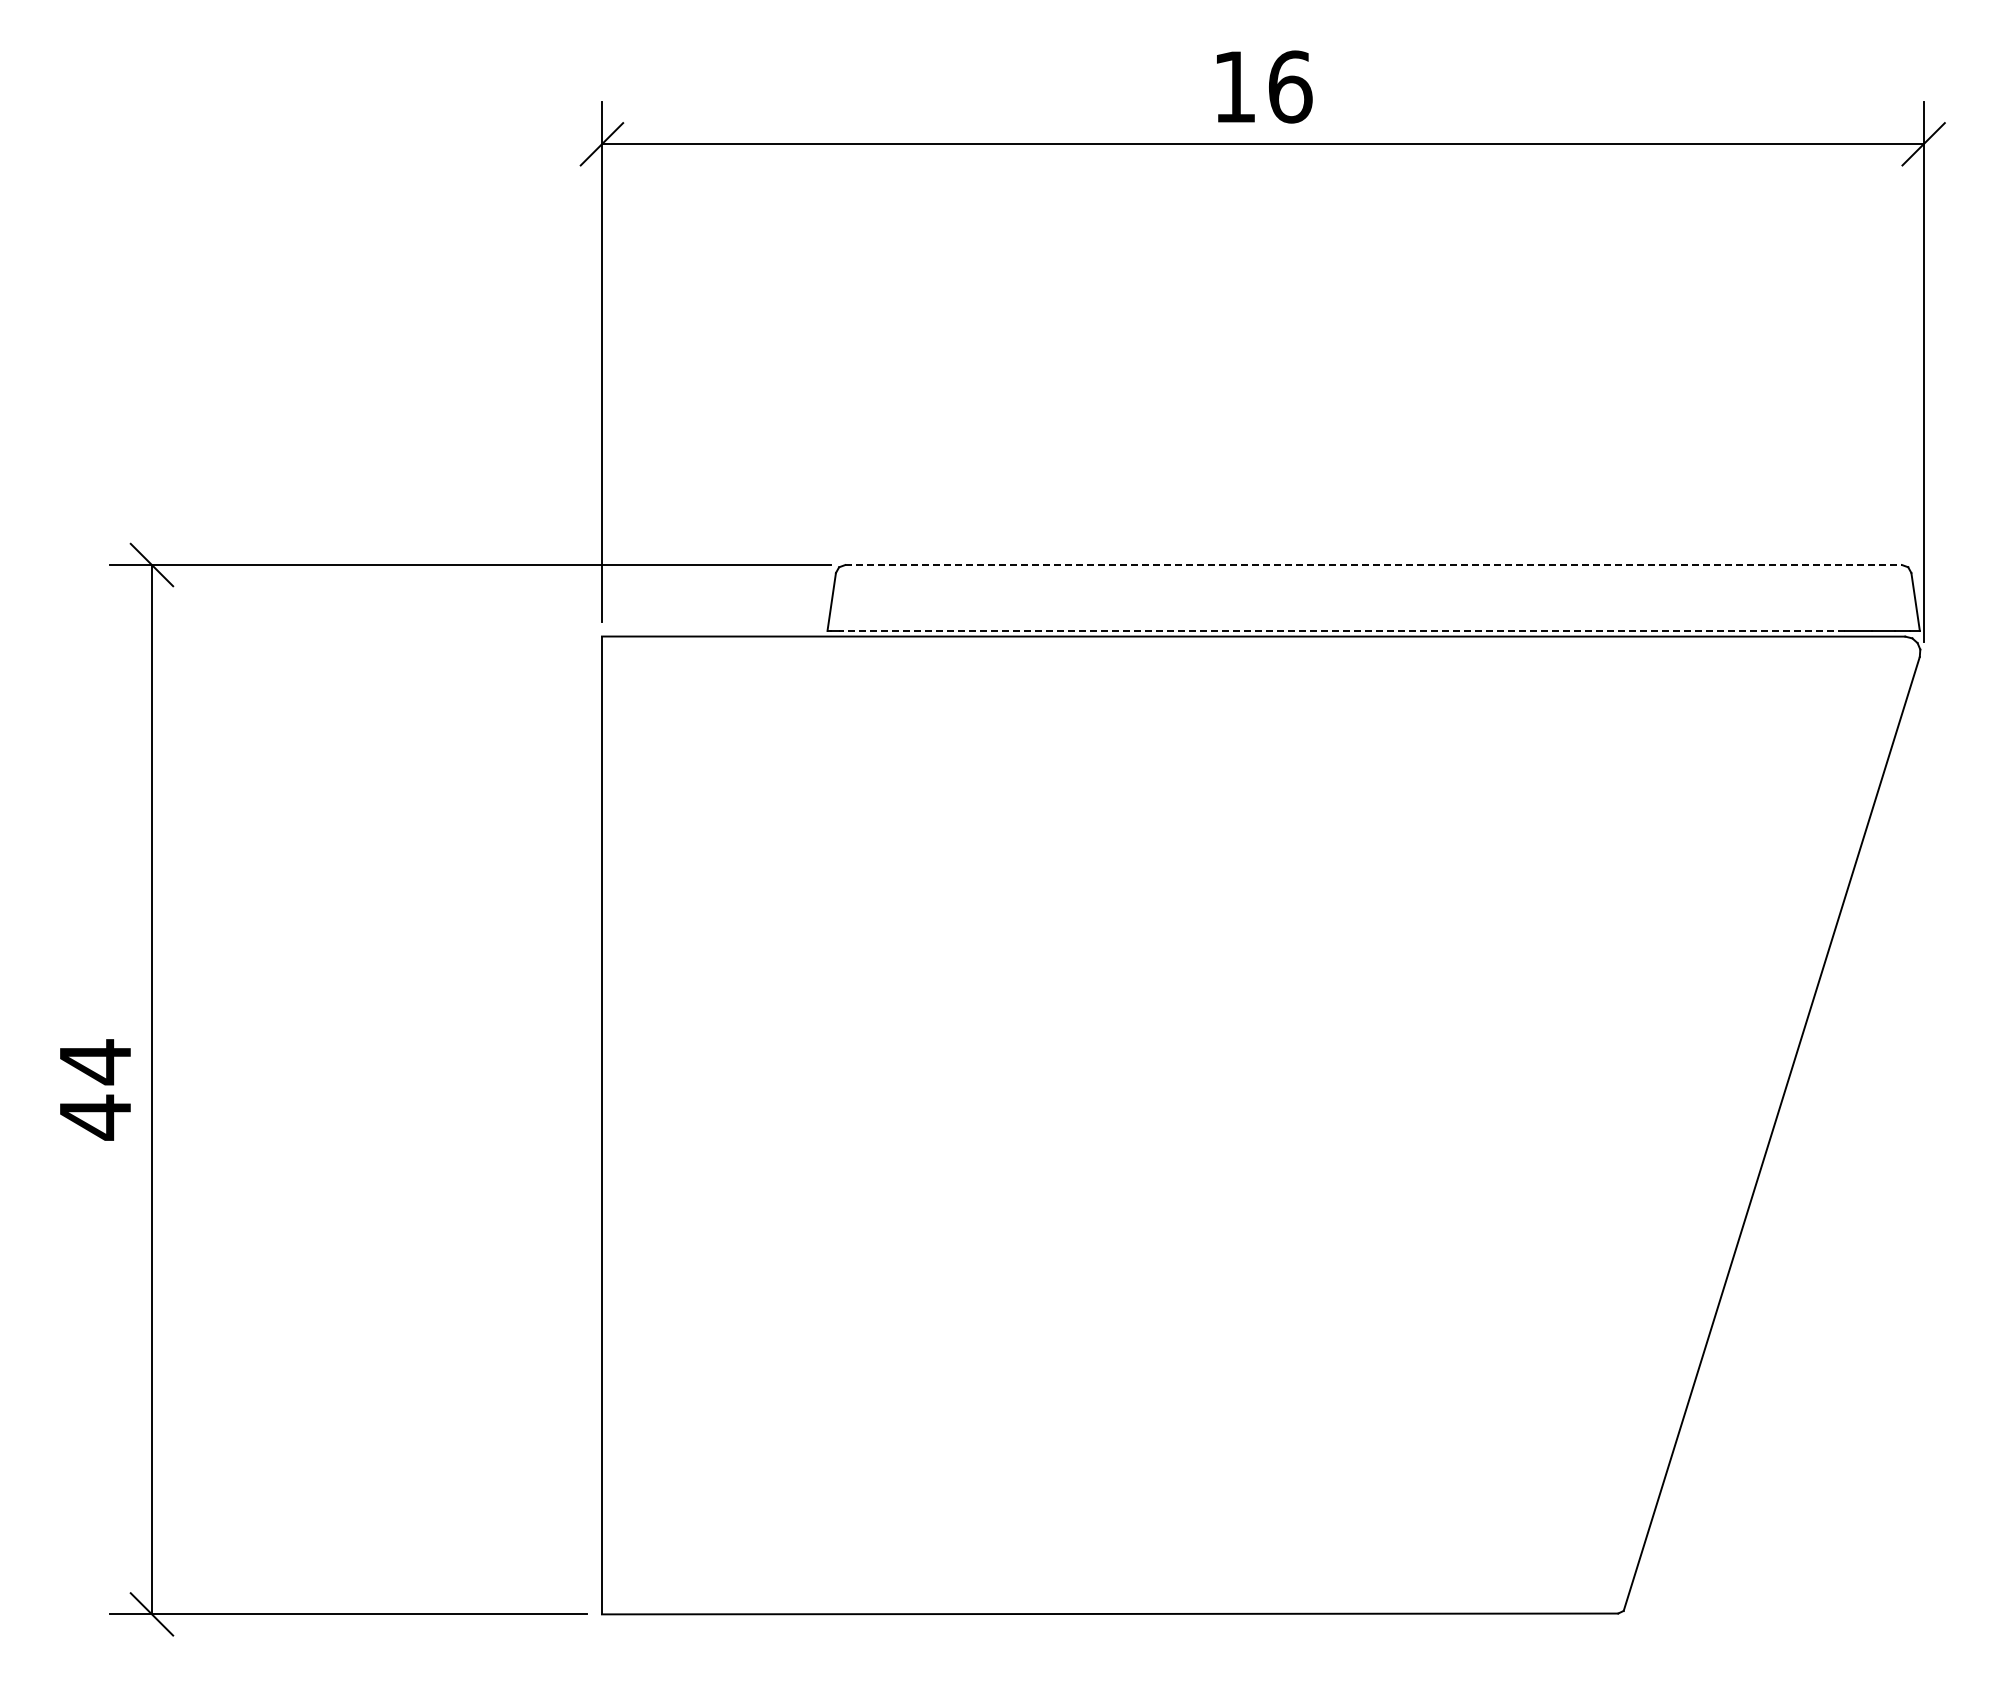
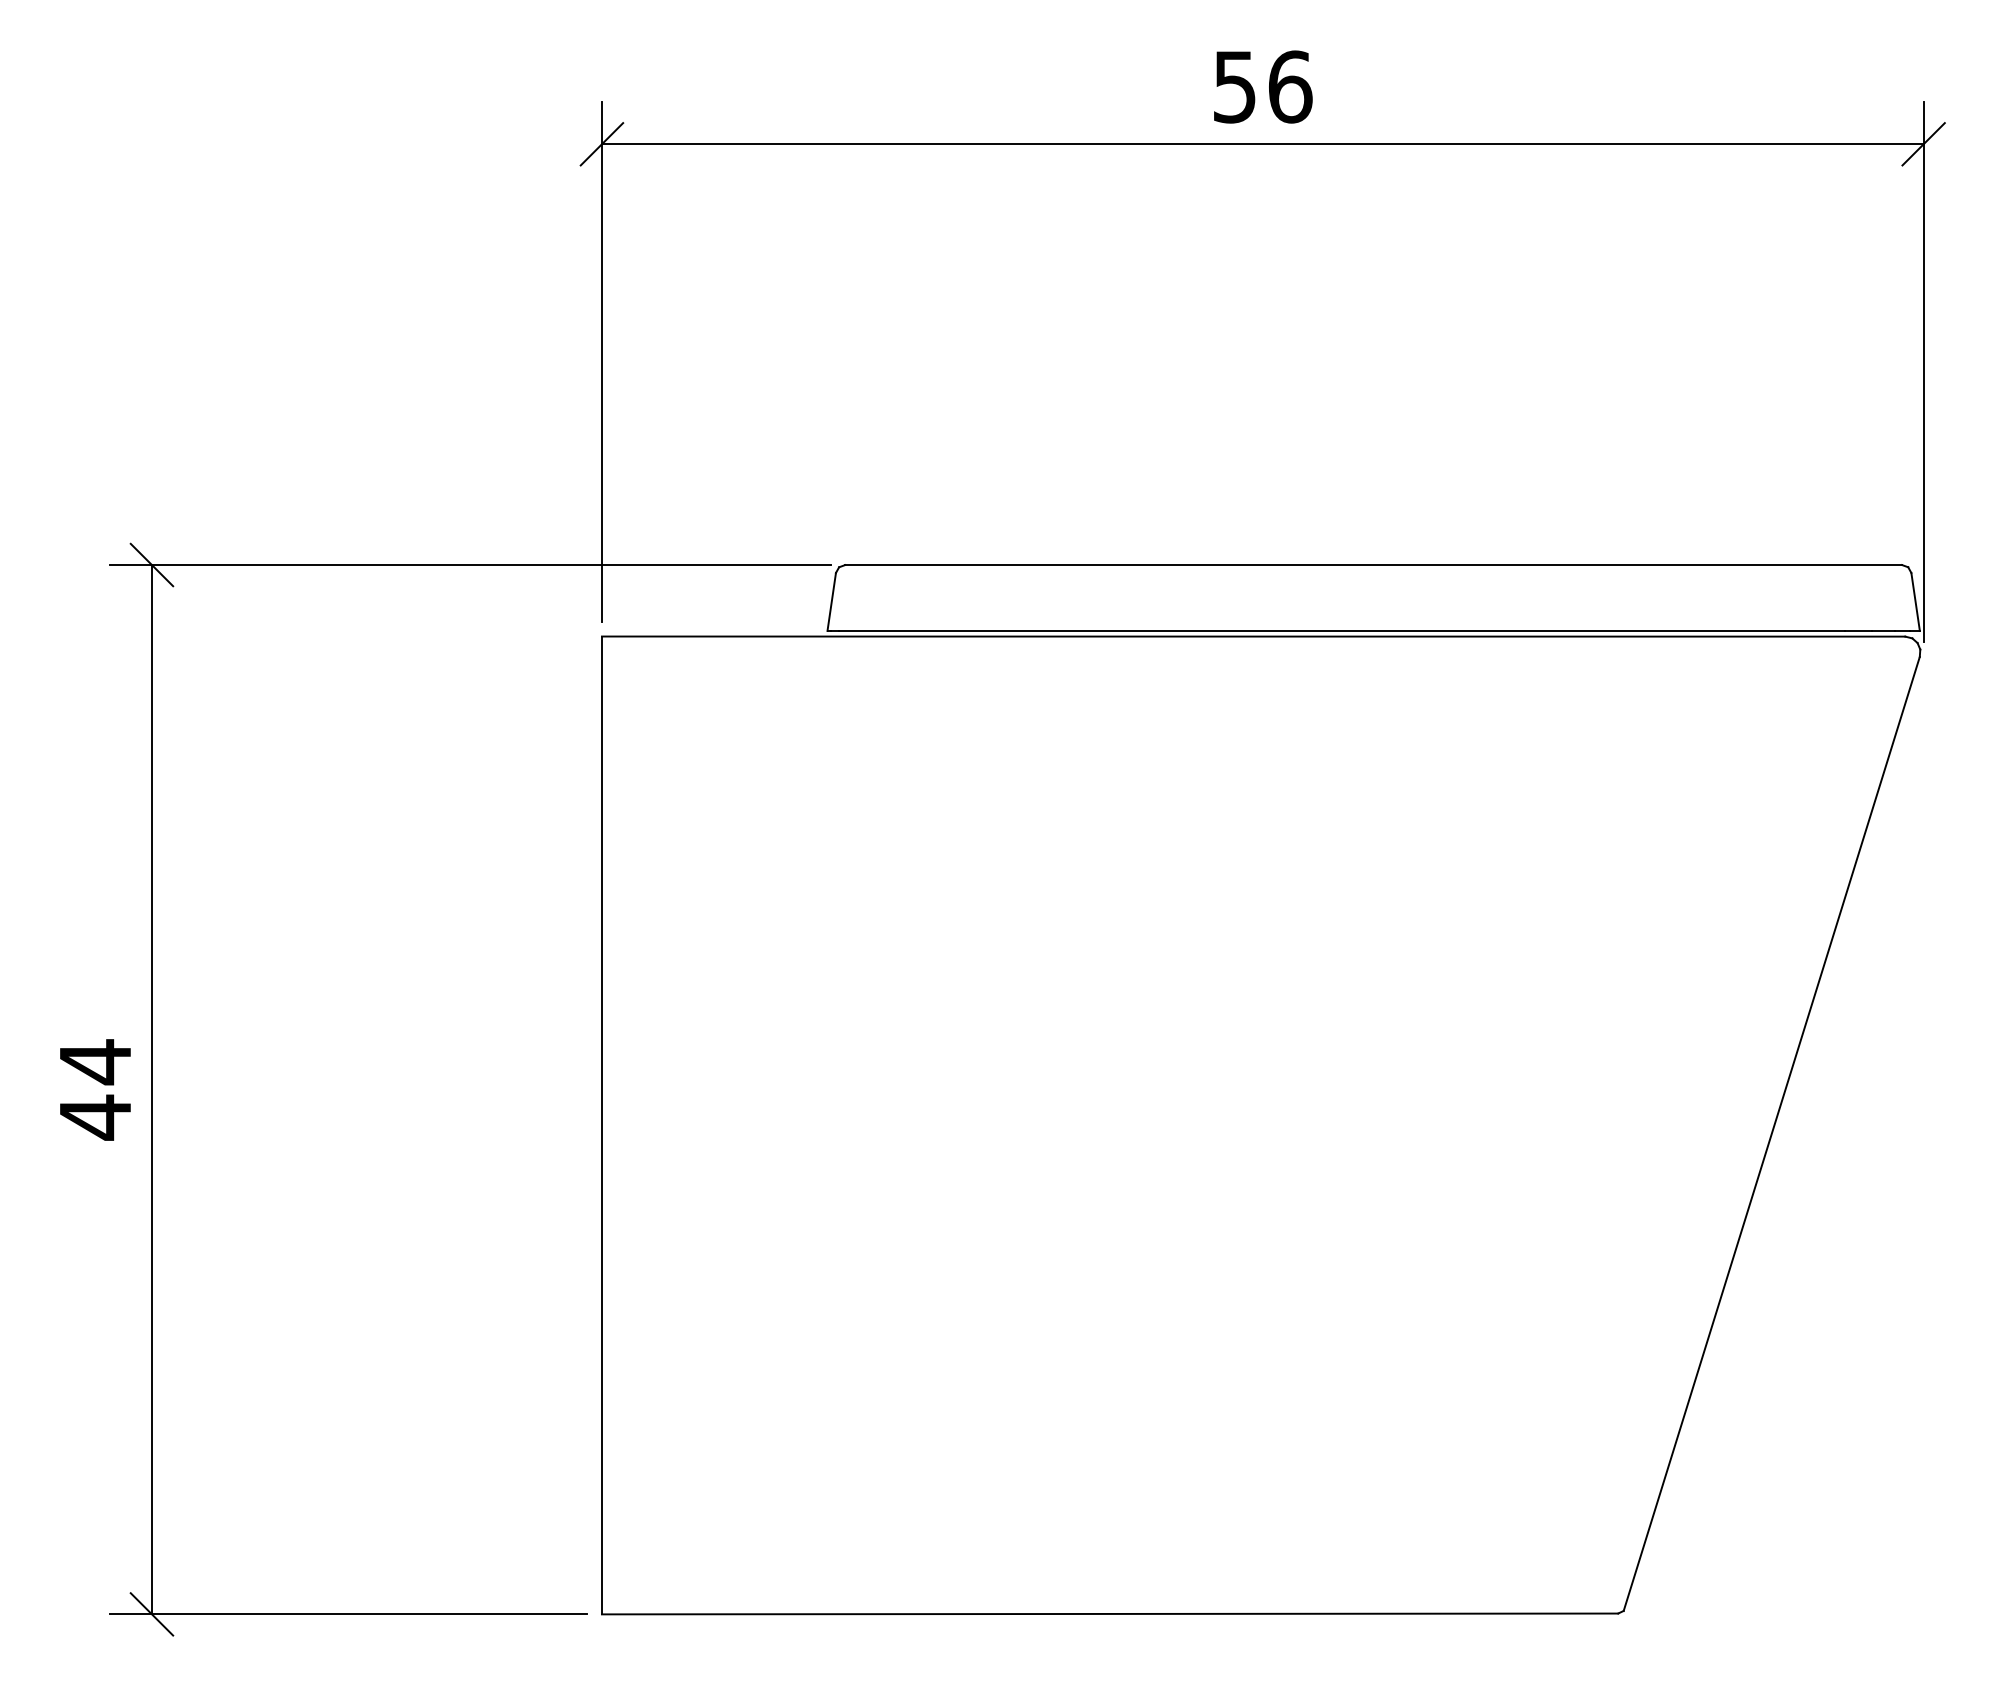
text: 16 -> 56 (1234, 87)
line: dashed -> solid (1374, 565)
line: dashed -> solid (1342, 630)
